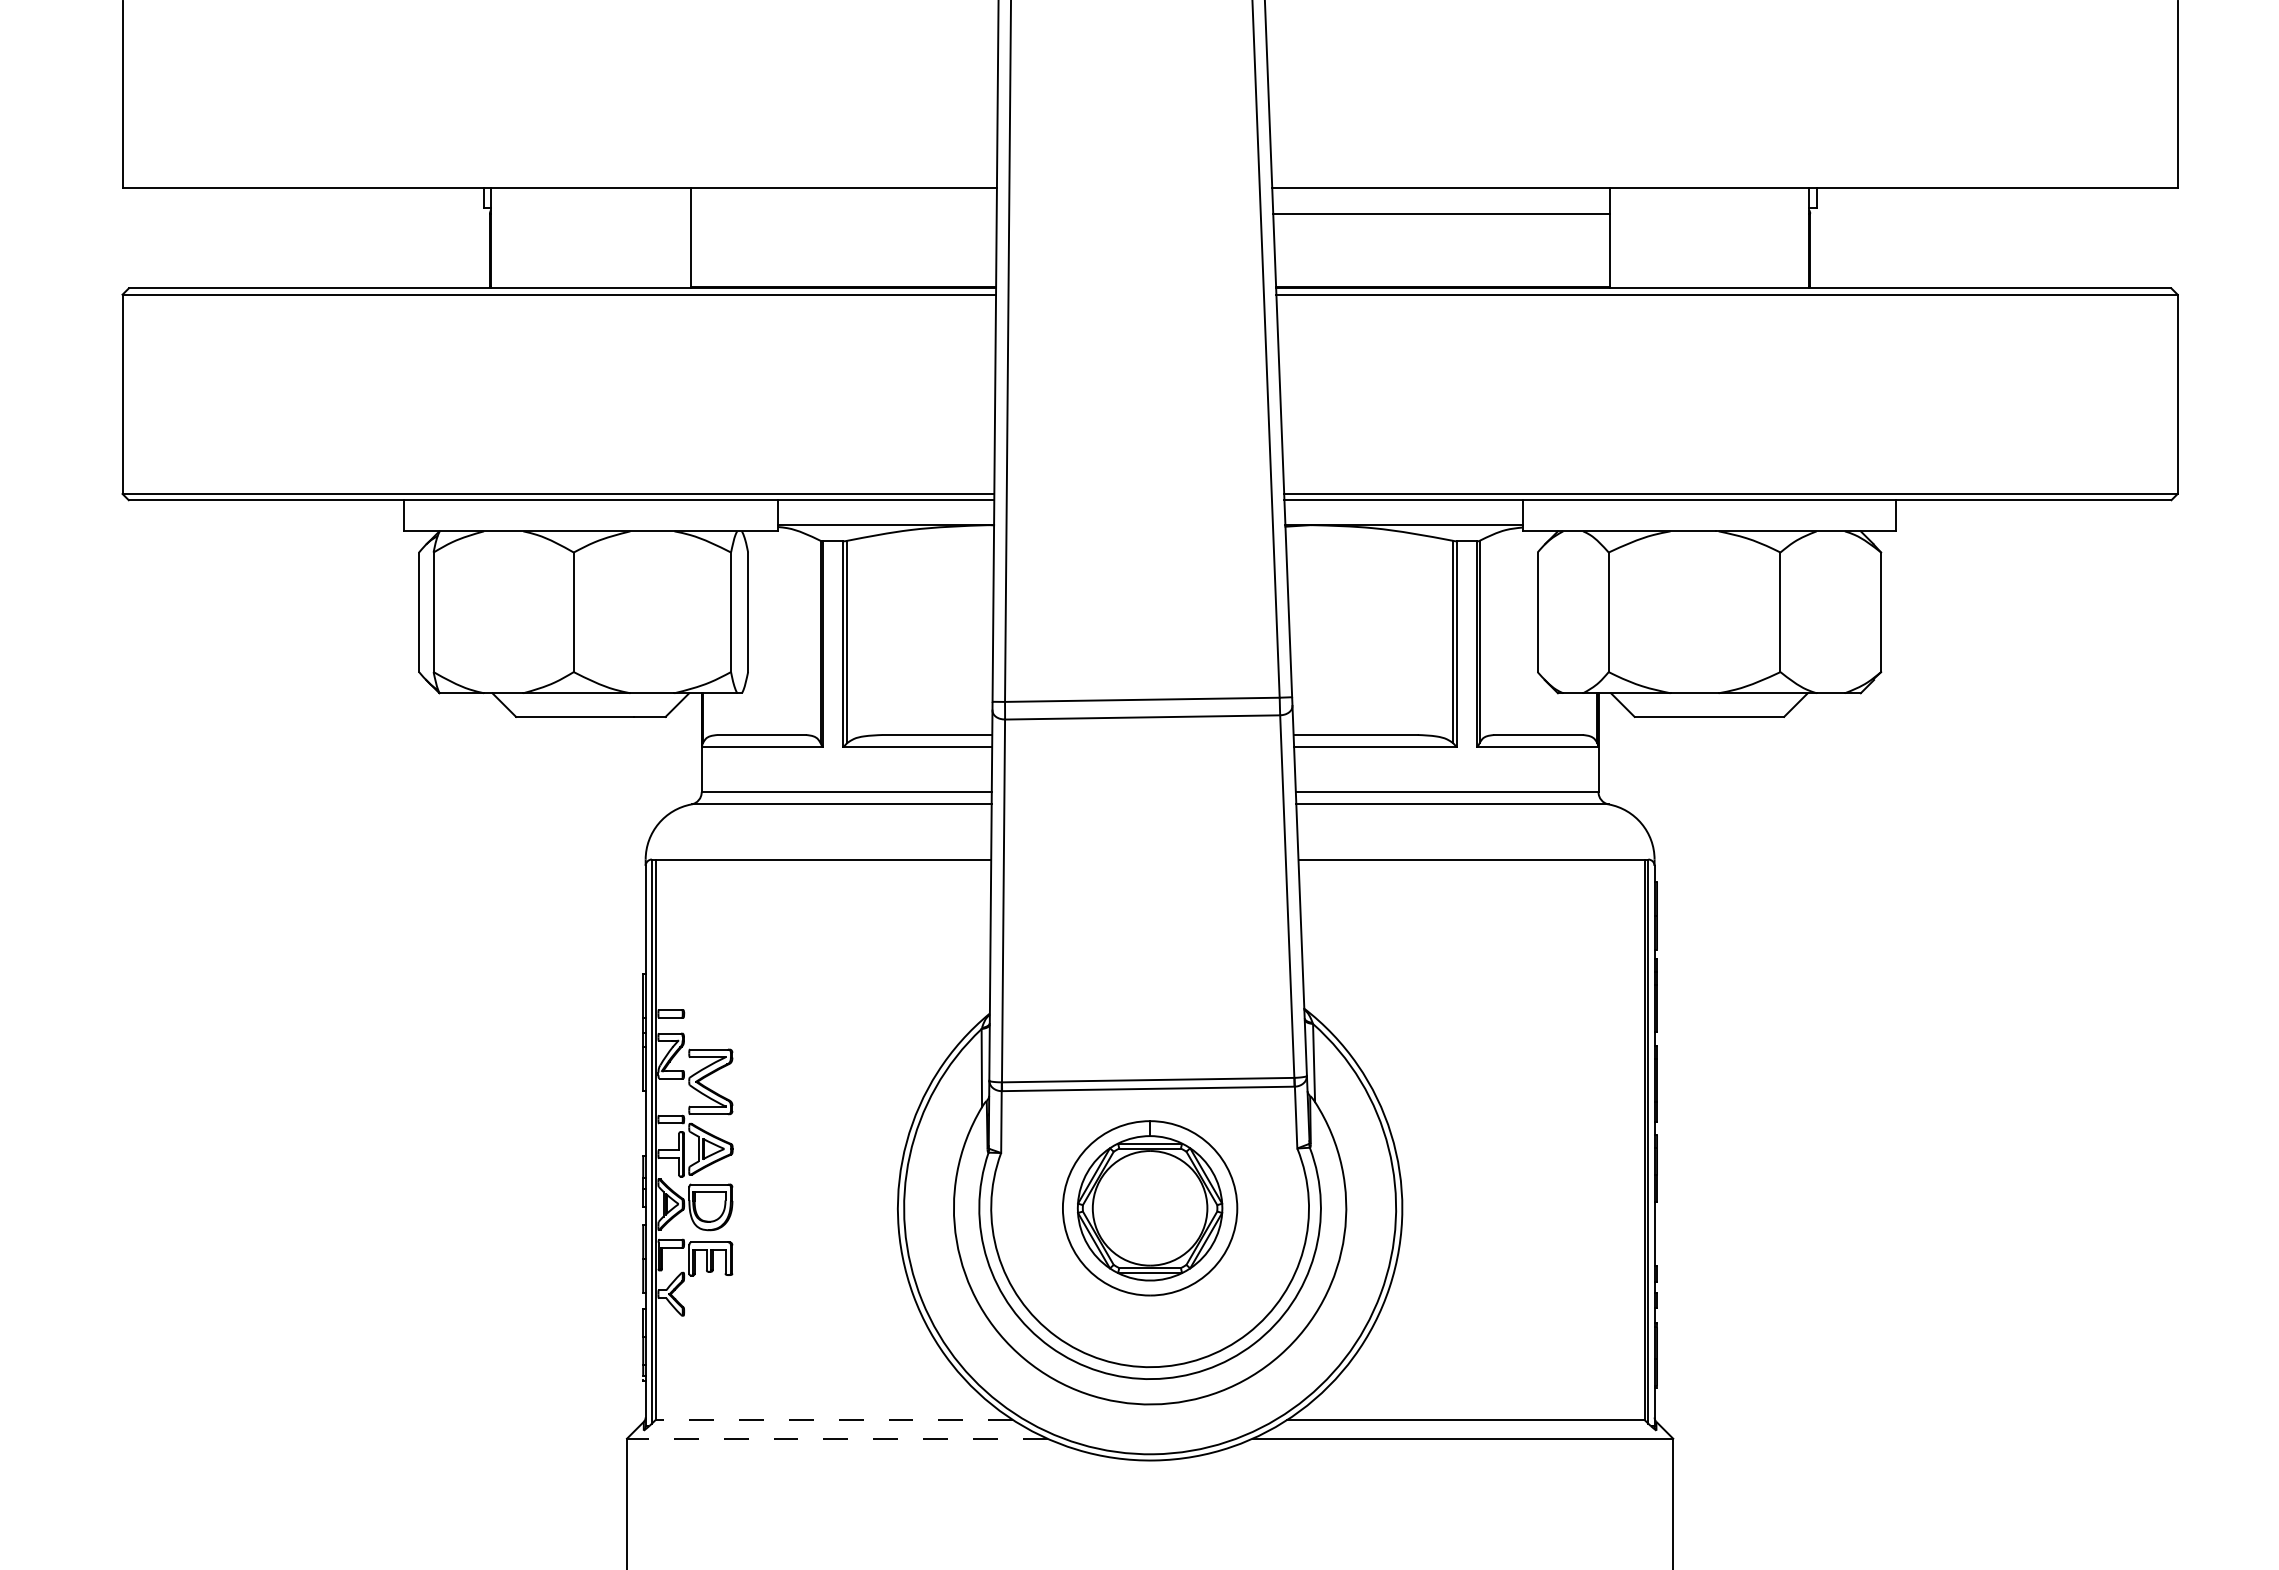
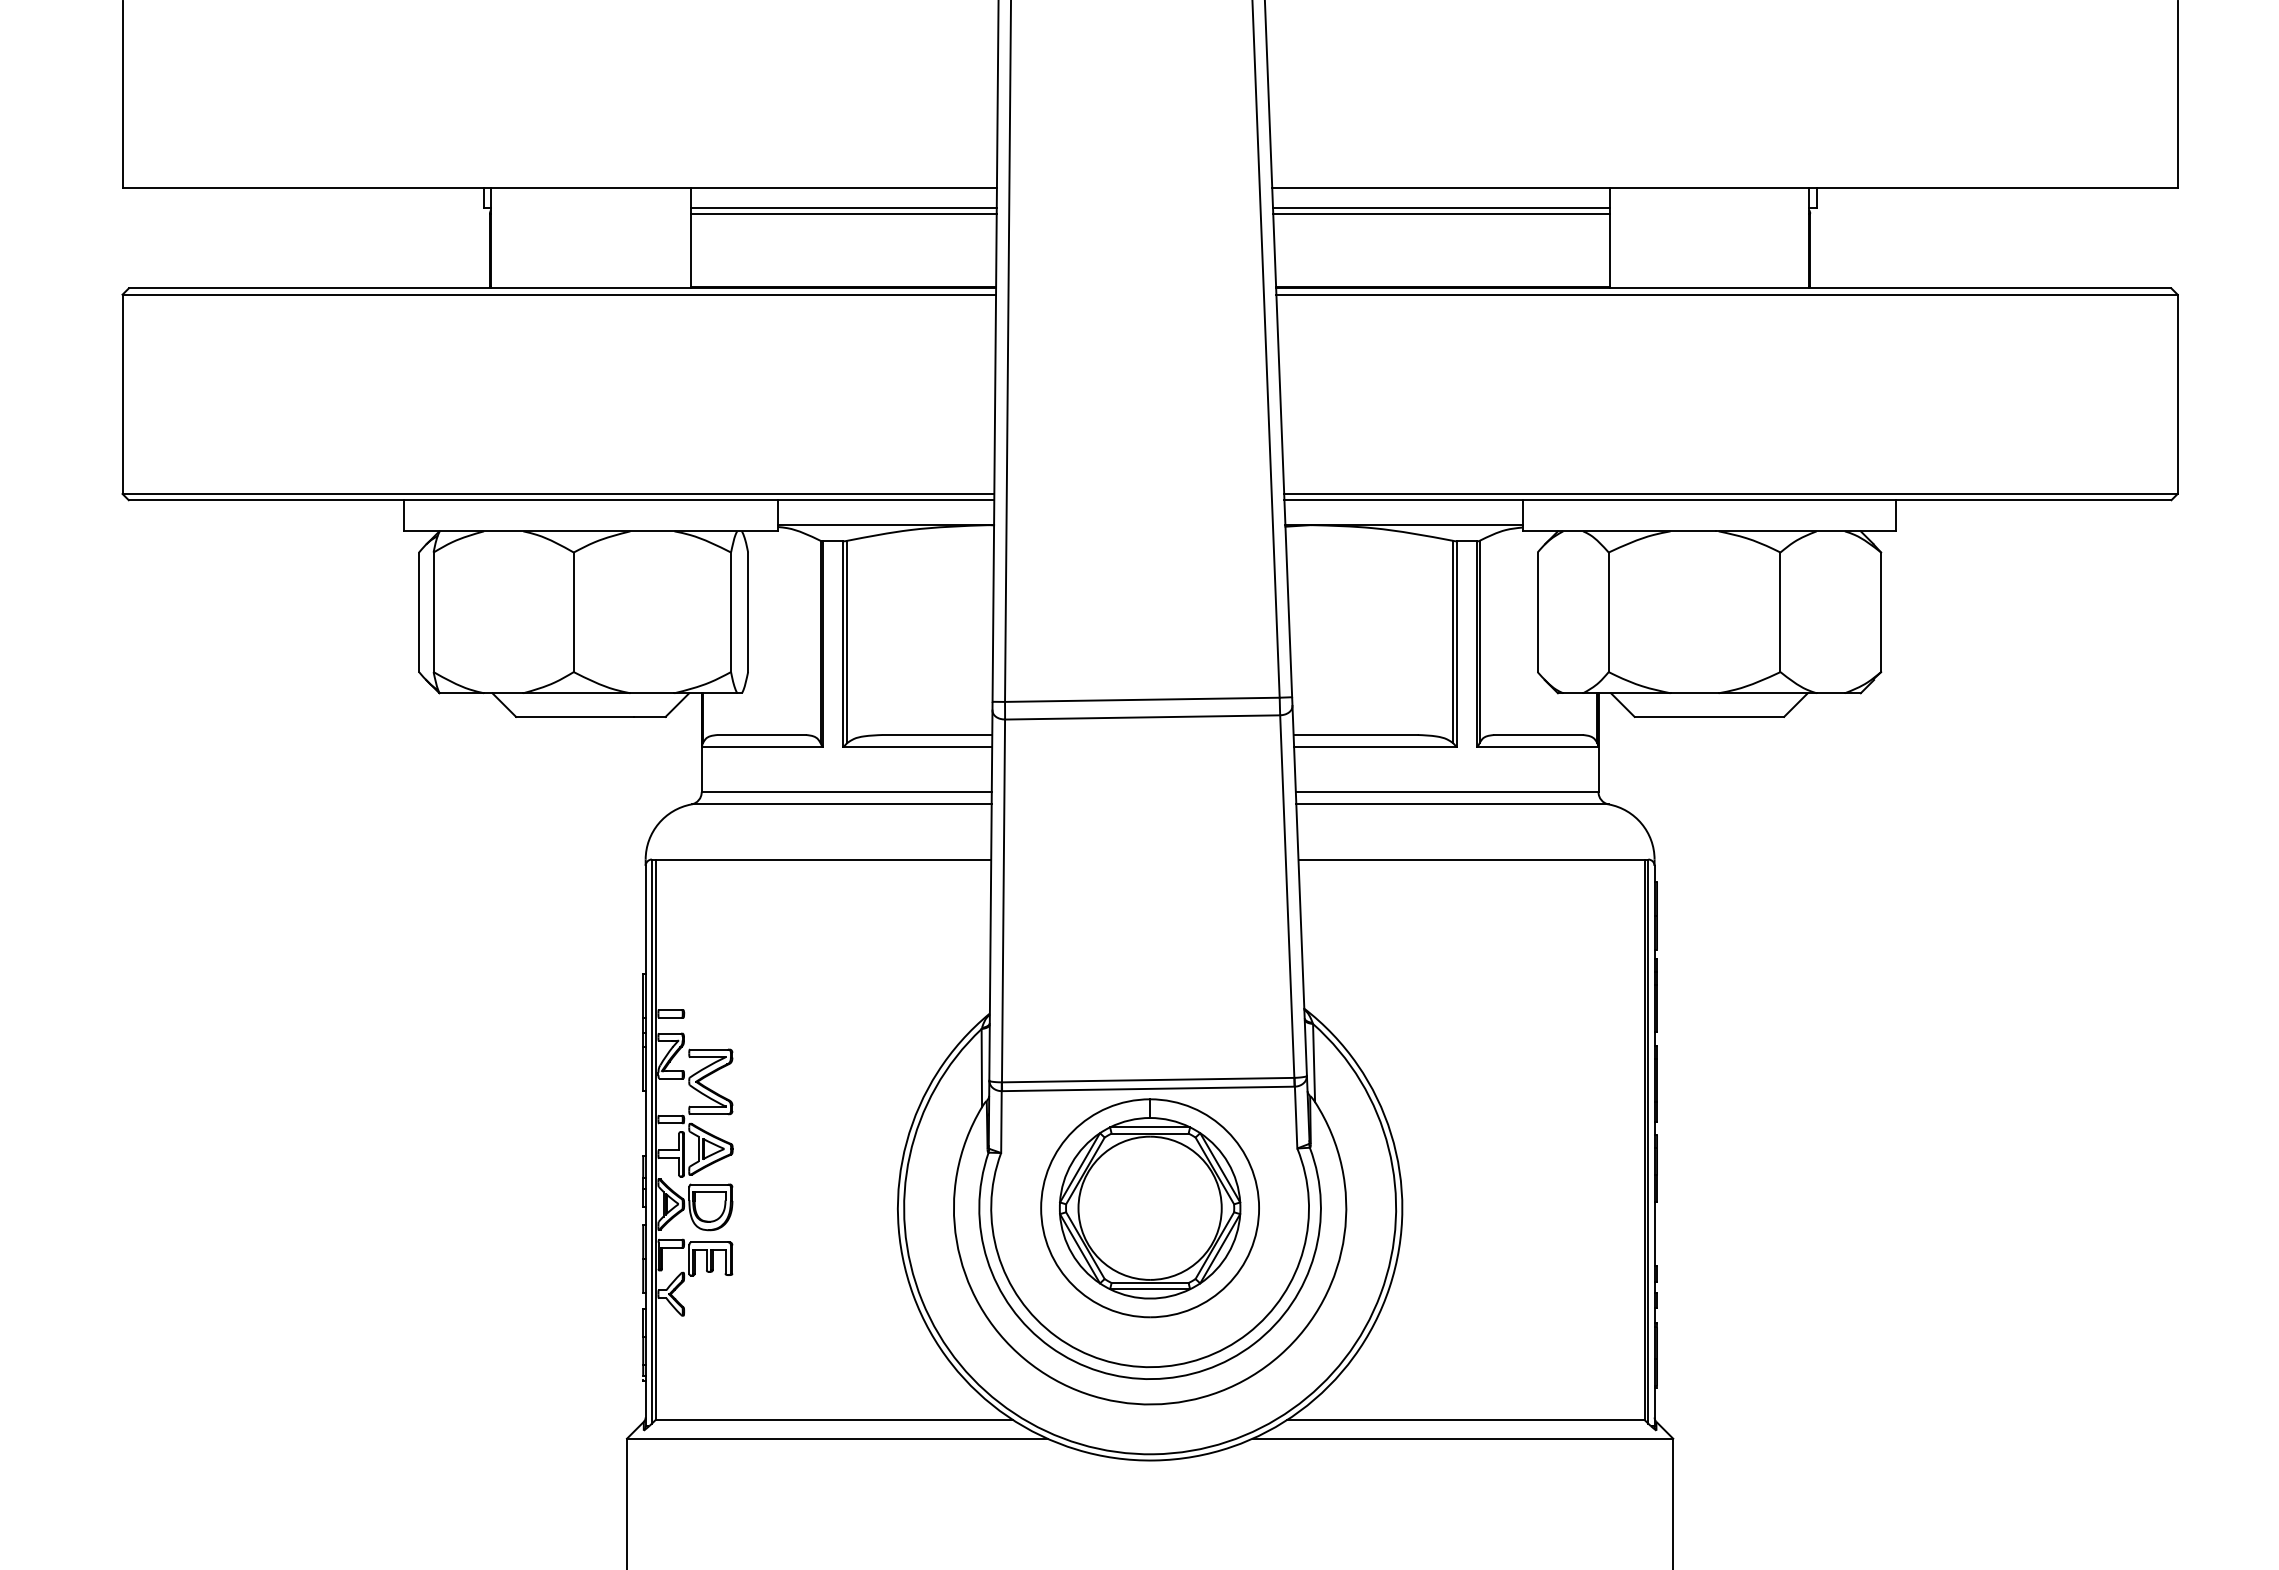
line: none -> present (843, 207)
line: none -> present (1440, 207)
line: none -> present (843, 213)
part size: 177x177 px -> 220x221 px (1149, 1208)
line: dashed -> solid (834, 1420)
line: dashed -> solid (836, 1438)
